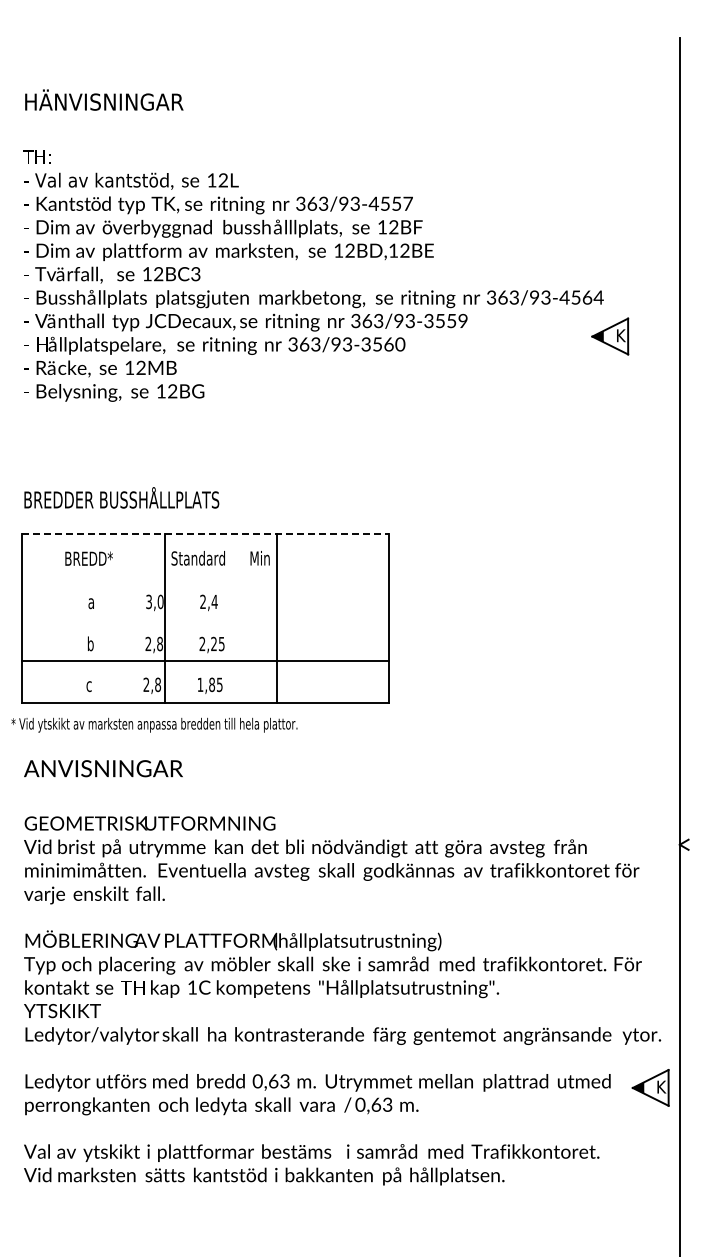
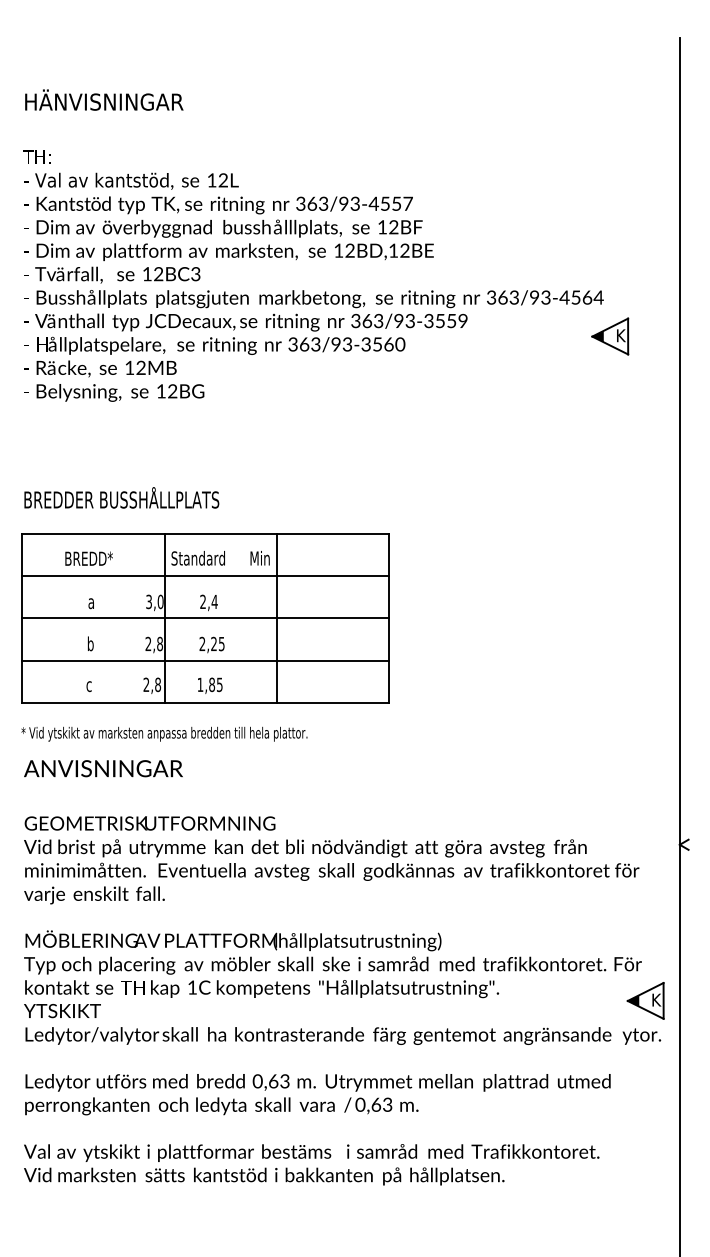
line: dashed -> solid (205, 533)
line: none -> present (204, 576)
line: none -> present (204, 618)
text position: (154, 724) -> (164, 733) (164, 733)
part position: (650, 1087) -> (645, 1000) (645, 1000)
